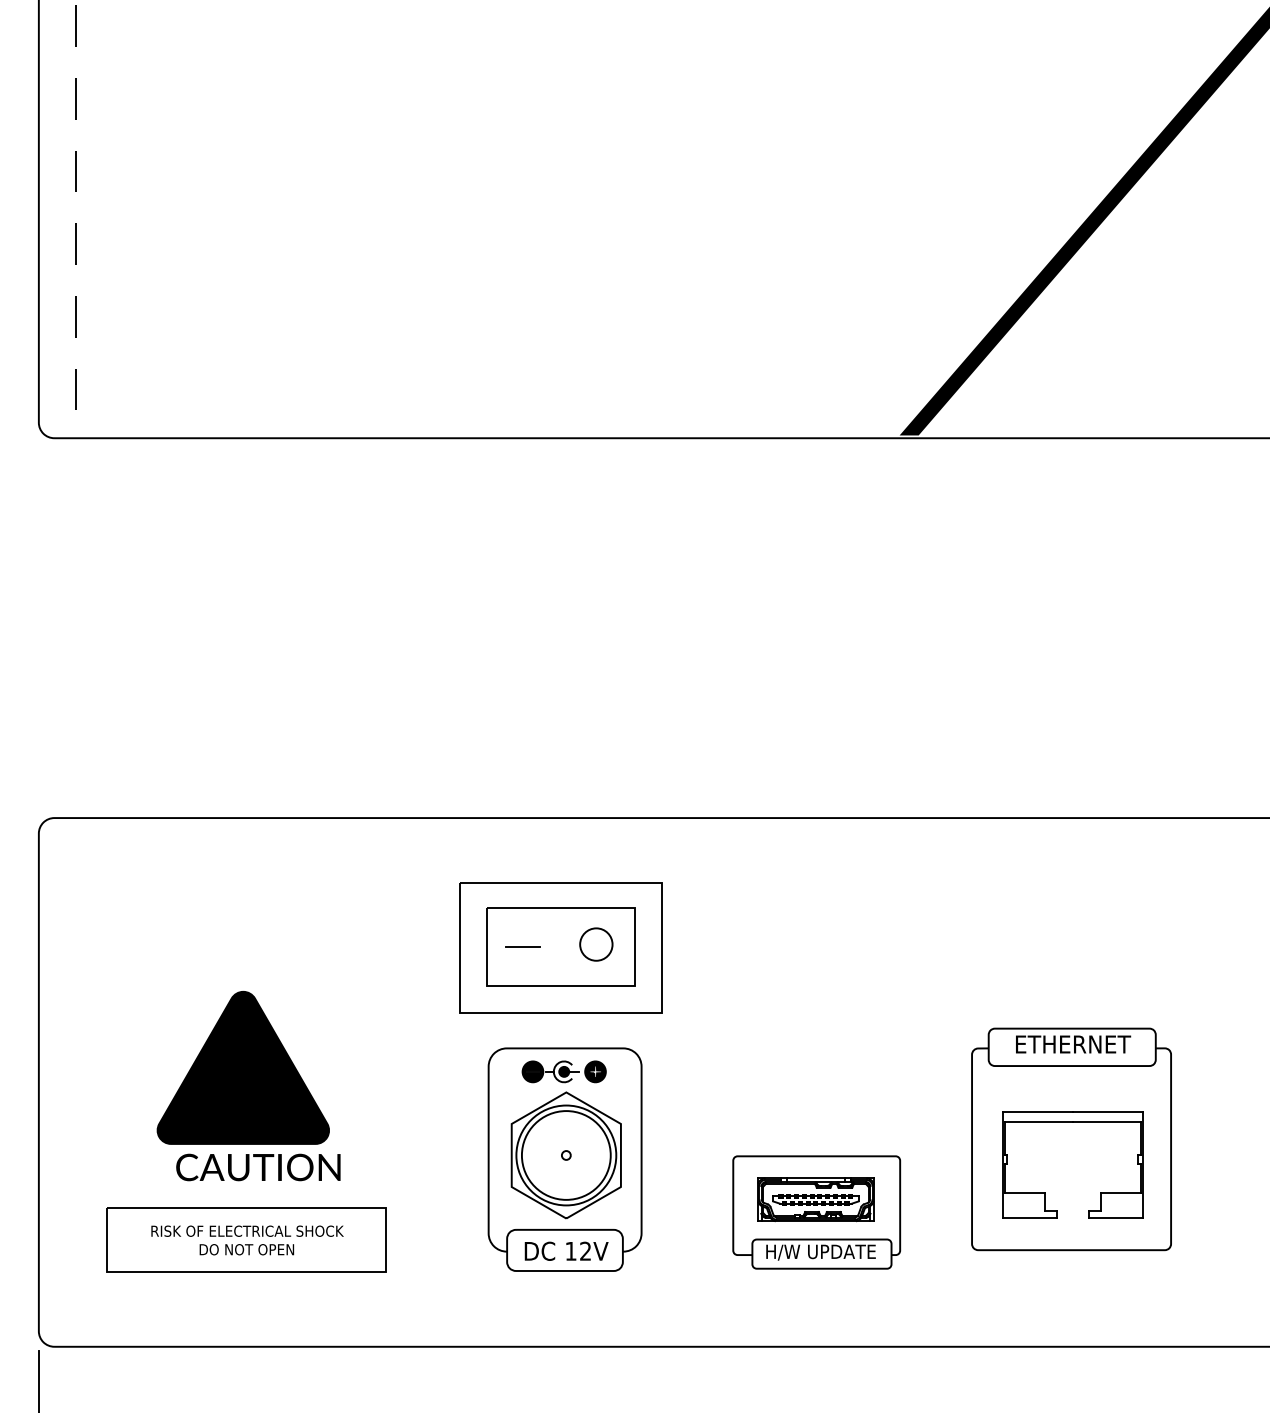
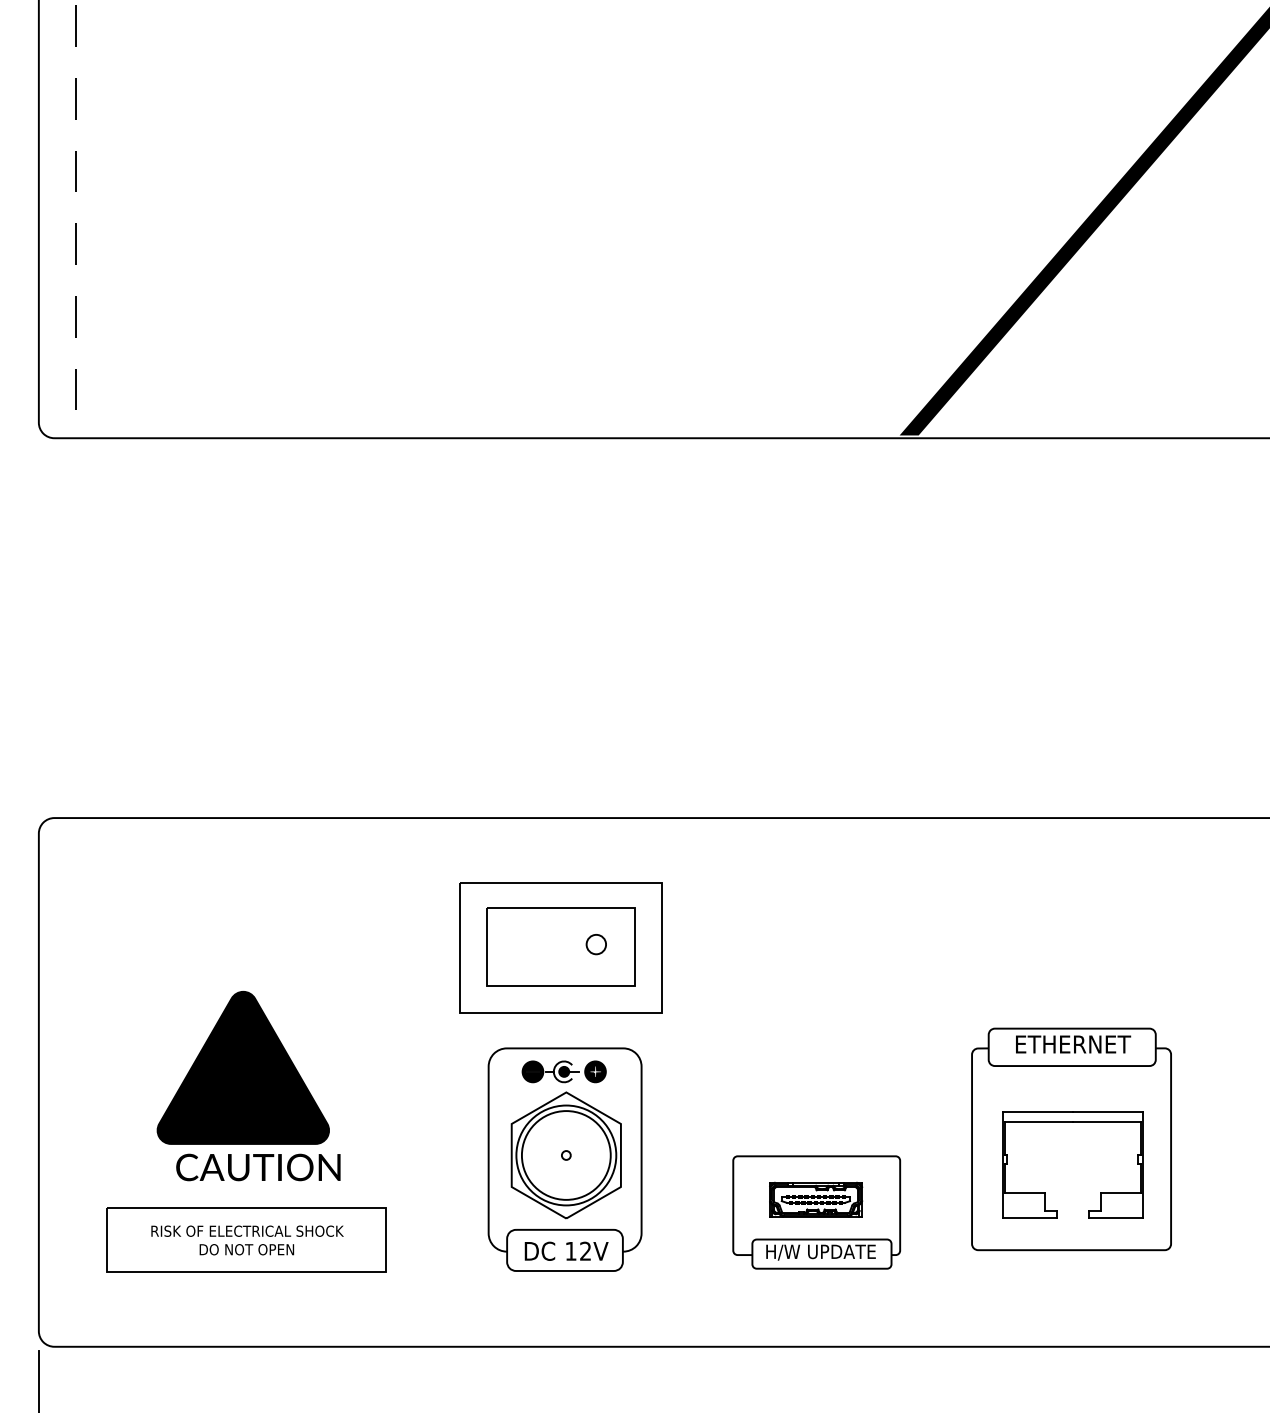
circle diameter: 32 px -> 19 px (596, 944)
line: present -> none (523, 947)
part size: 118x46 px -> 95x37 px (816, 1199)
